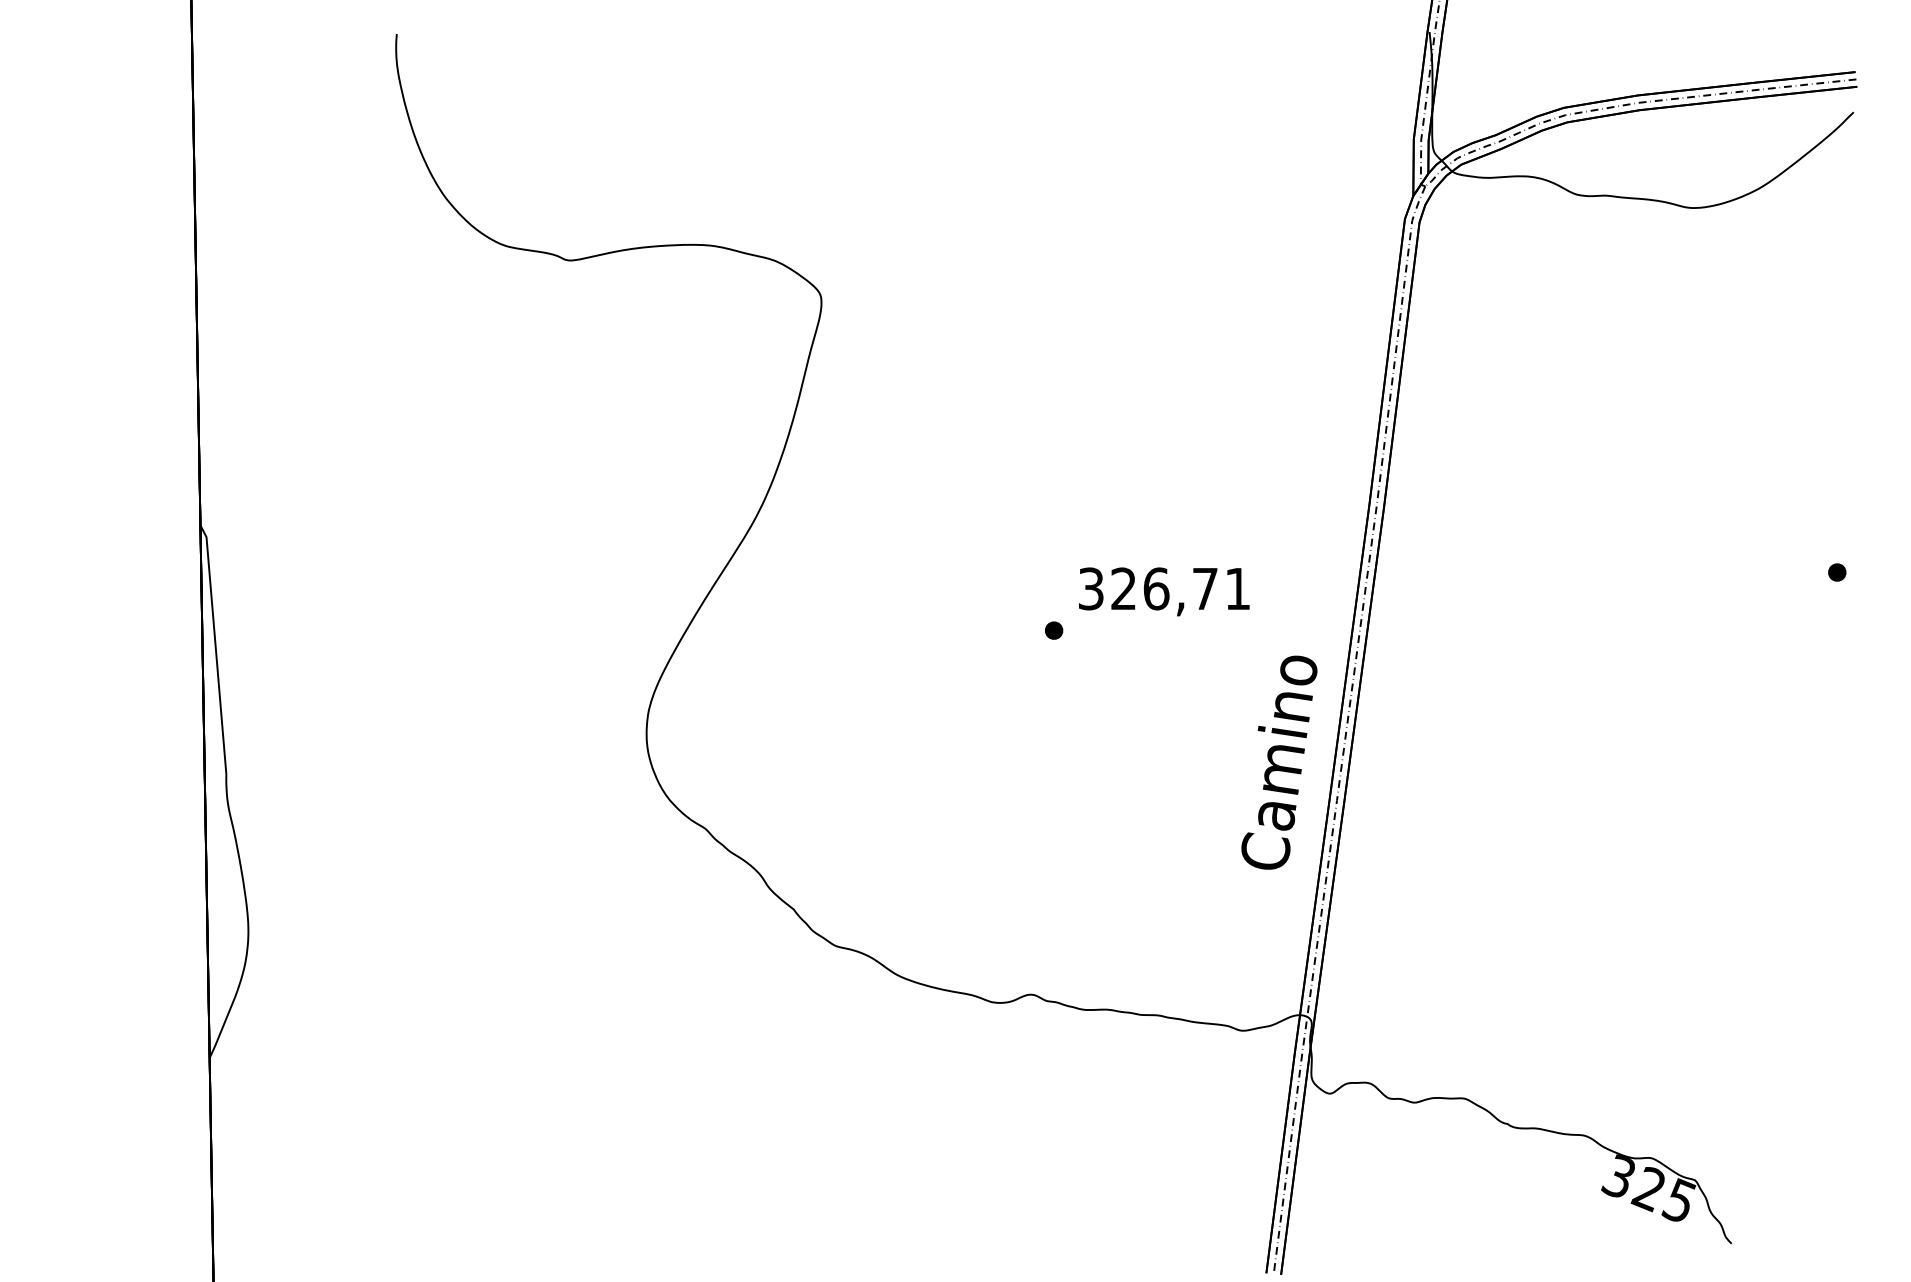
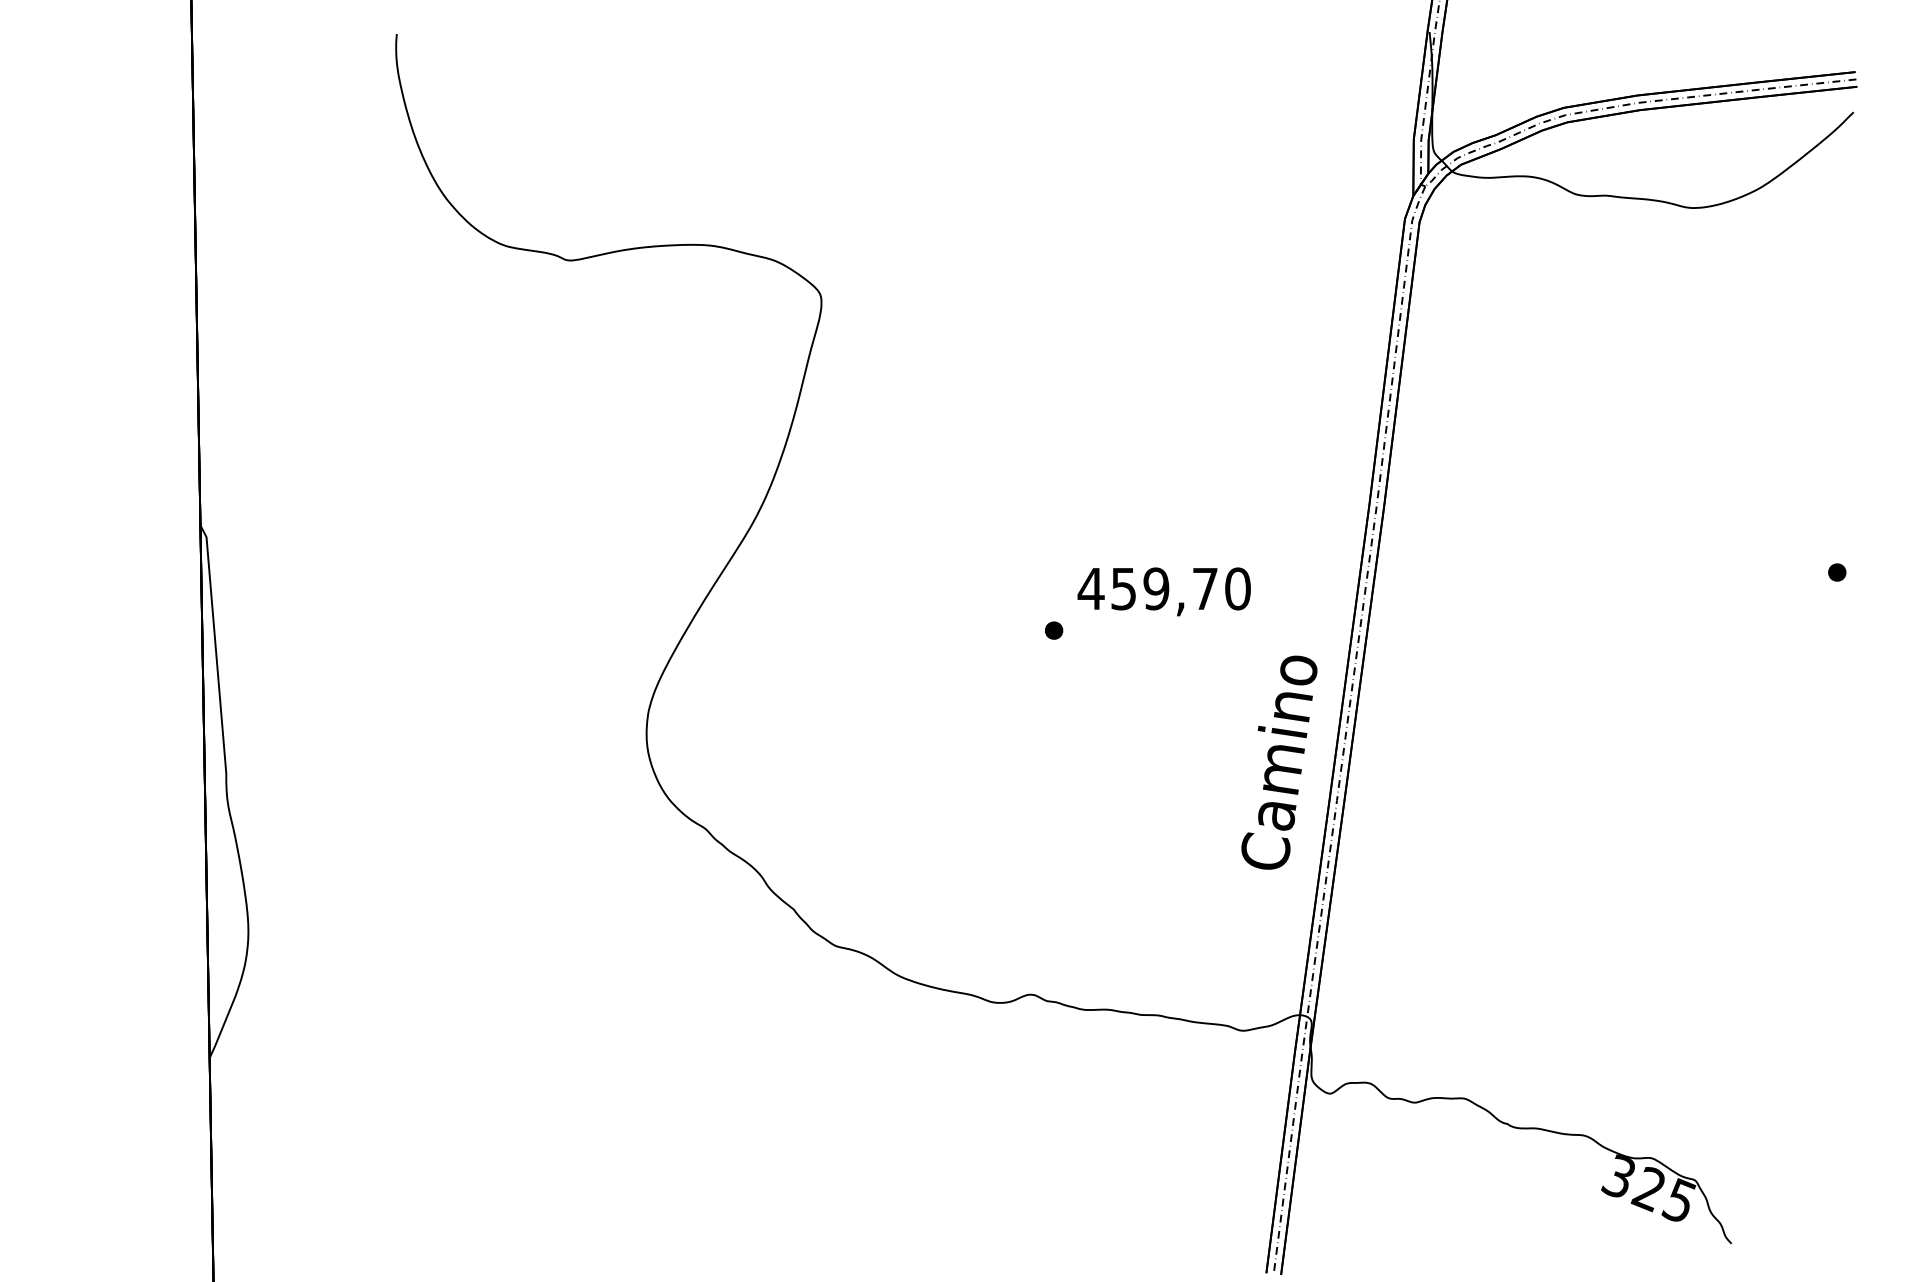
text: 326,71 -> 459,70 (1163, 588)
